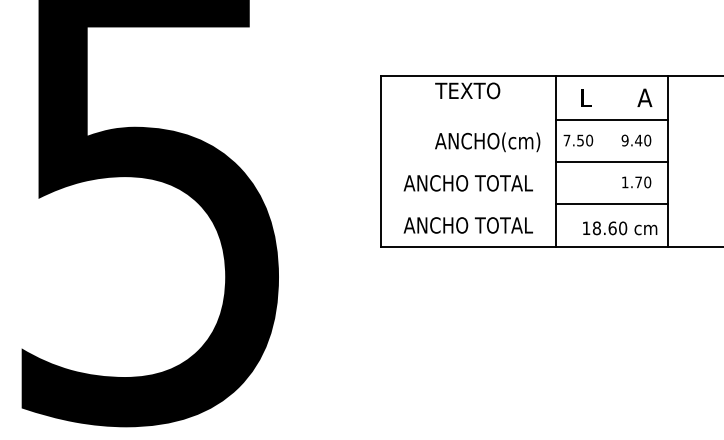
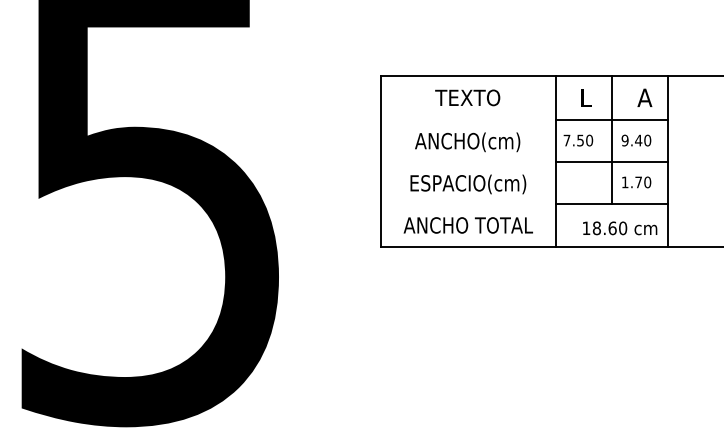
text position: (467, 90) -> (467, 97) (467, 97)
line: none -> present (612, 139)
text position: (487, 142) -> (467, 142) (467, 142)
text: ANCHO TOTAL -> ESPACIO(cm) (468, 184)
